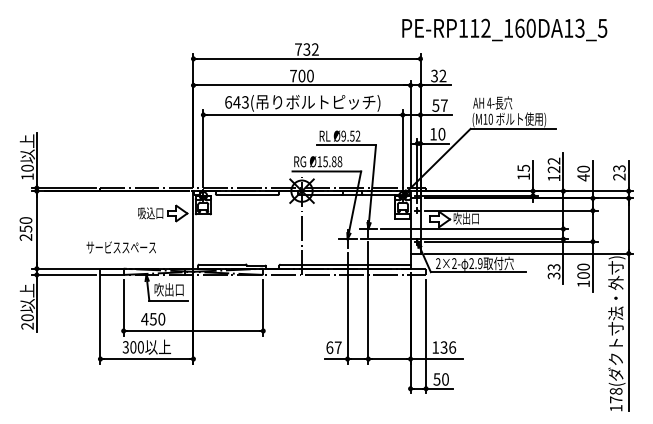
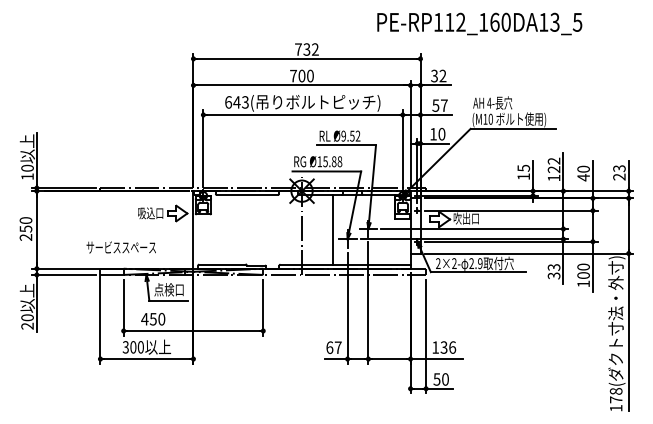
text position: (504, 29) -> (479, 23) (479, 23)
line: none -> present (332, 229)
text: 吹出口 -> 点検口 (164, 289)
